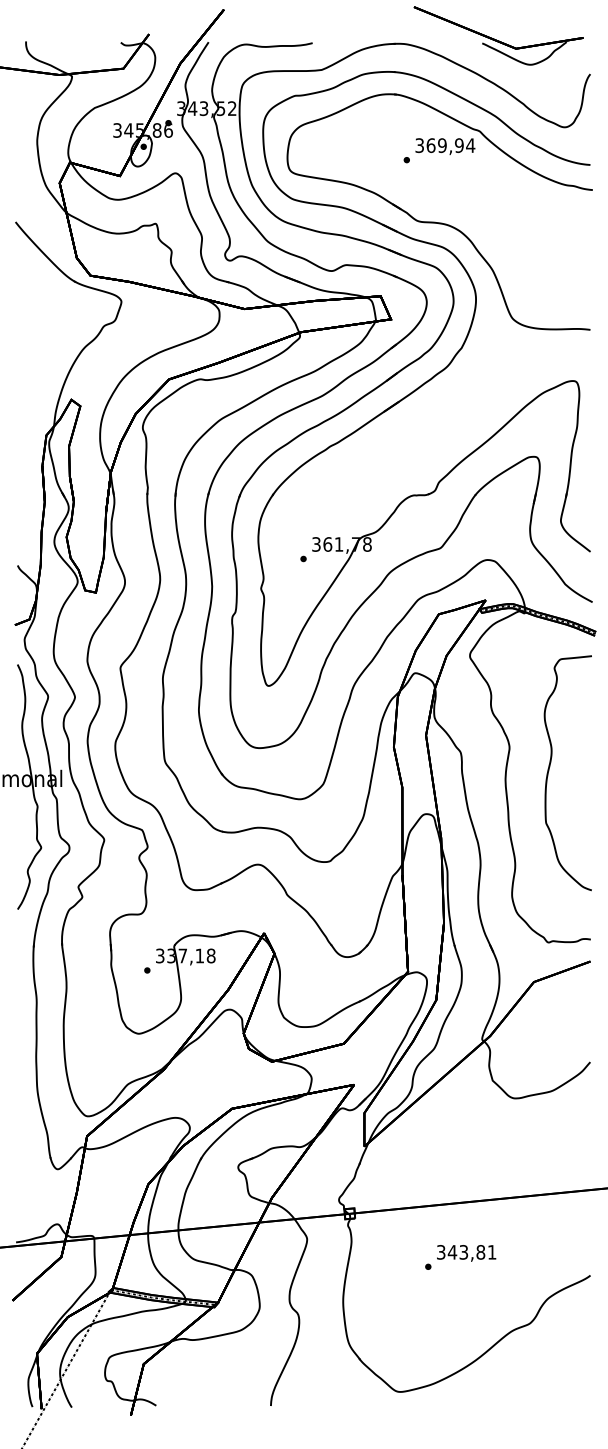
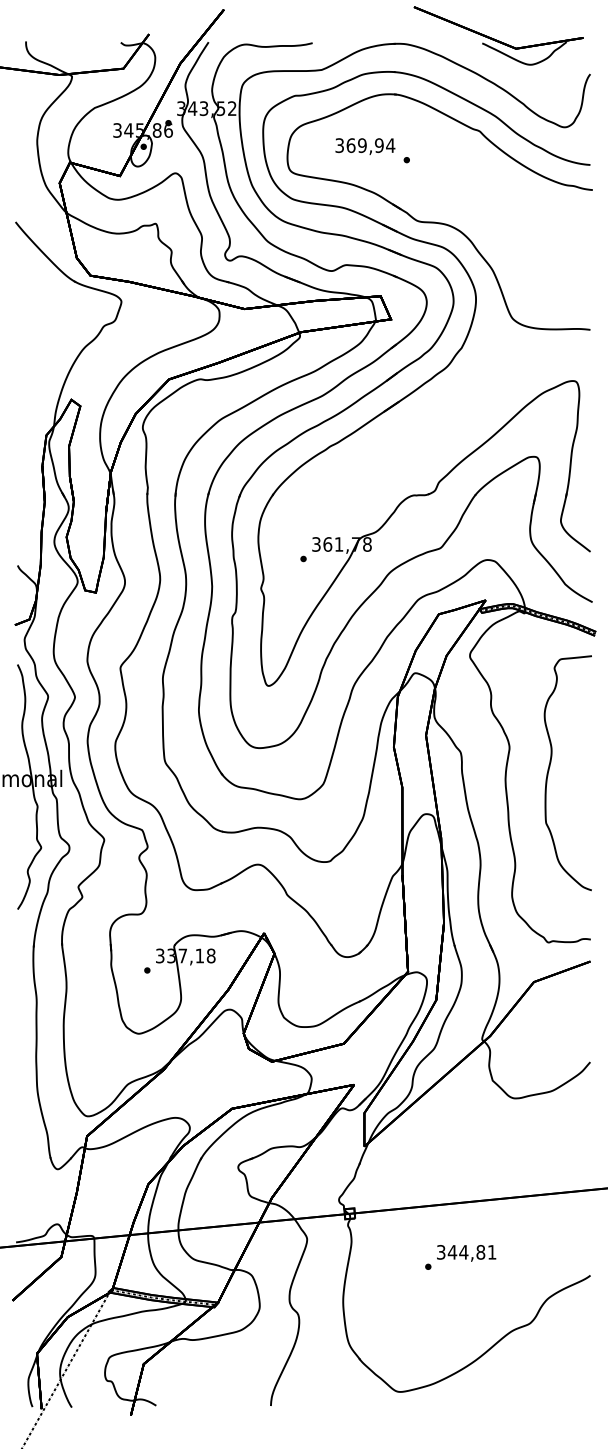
text position: (445, 146) -> (365, 146) (365, 146)
text: 343,81 -> 344,81 (463, 1252)
